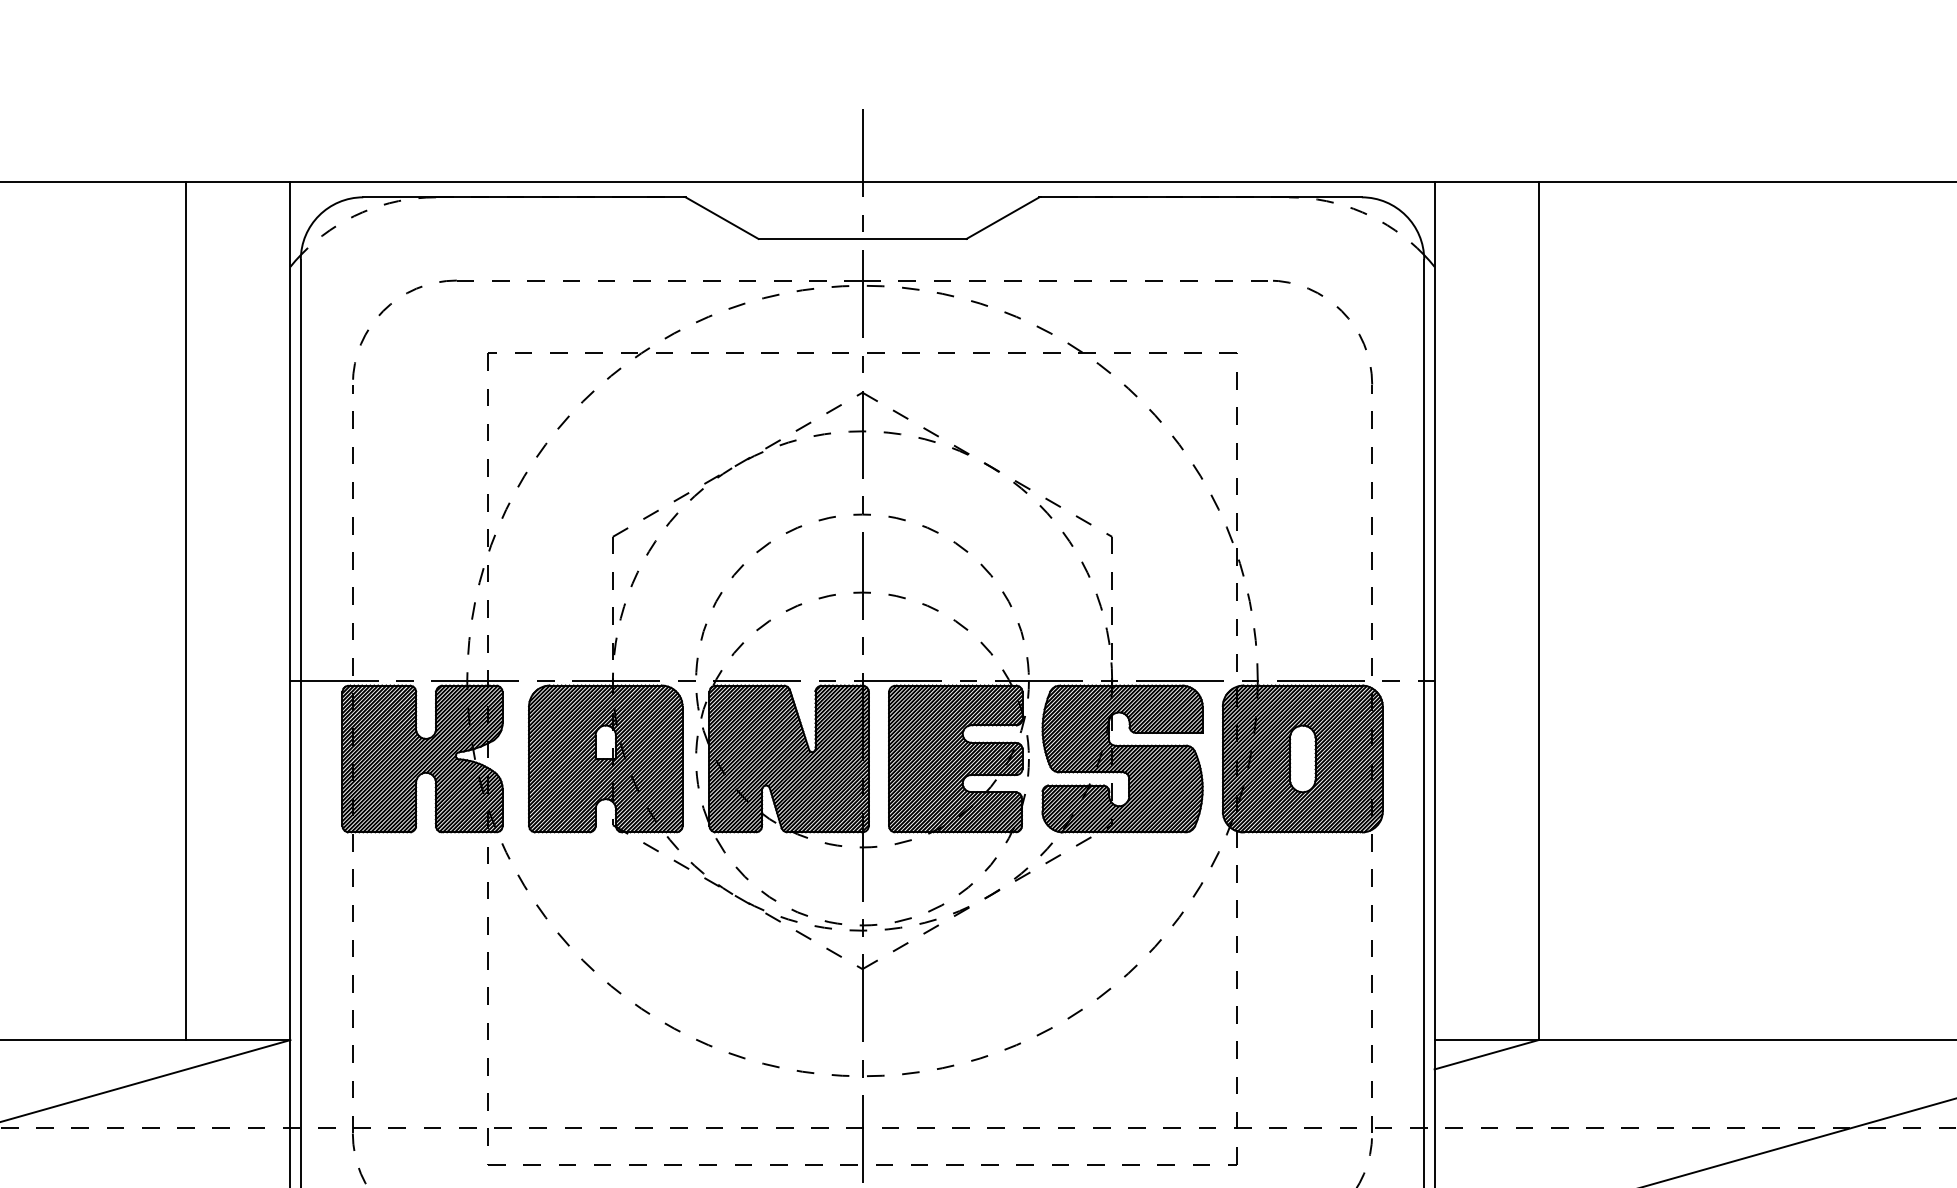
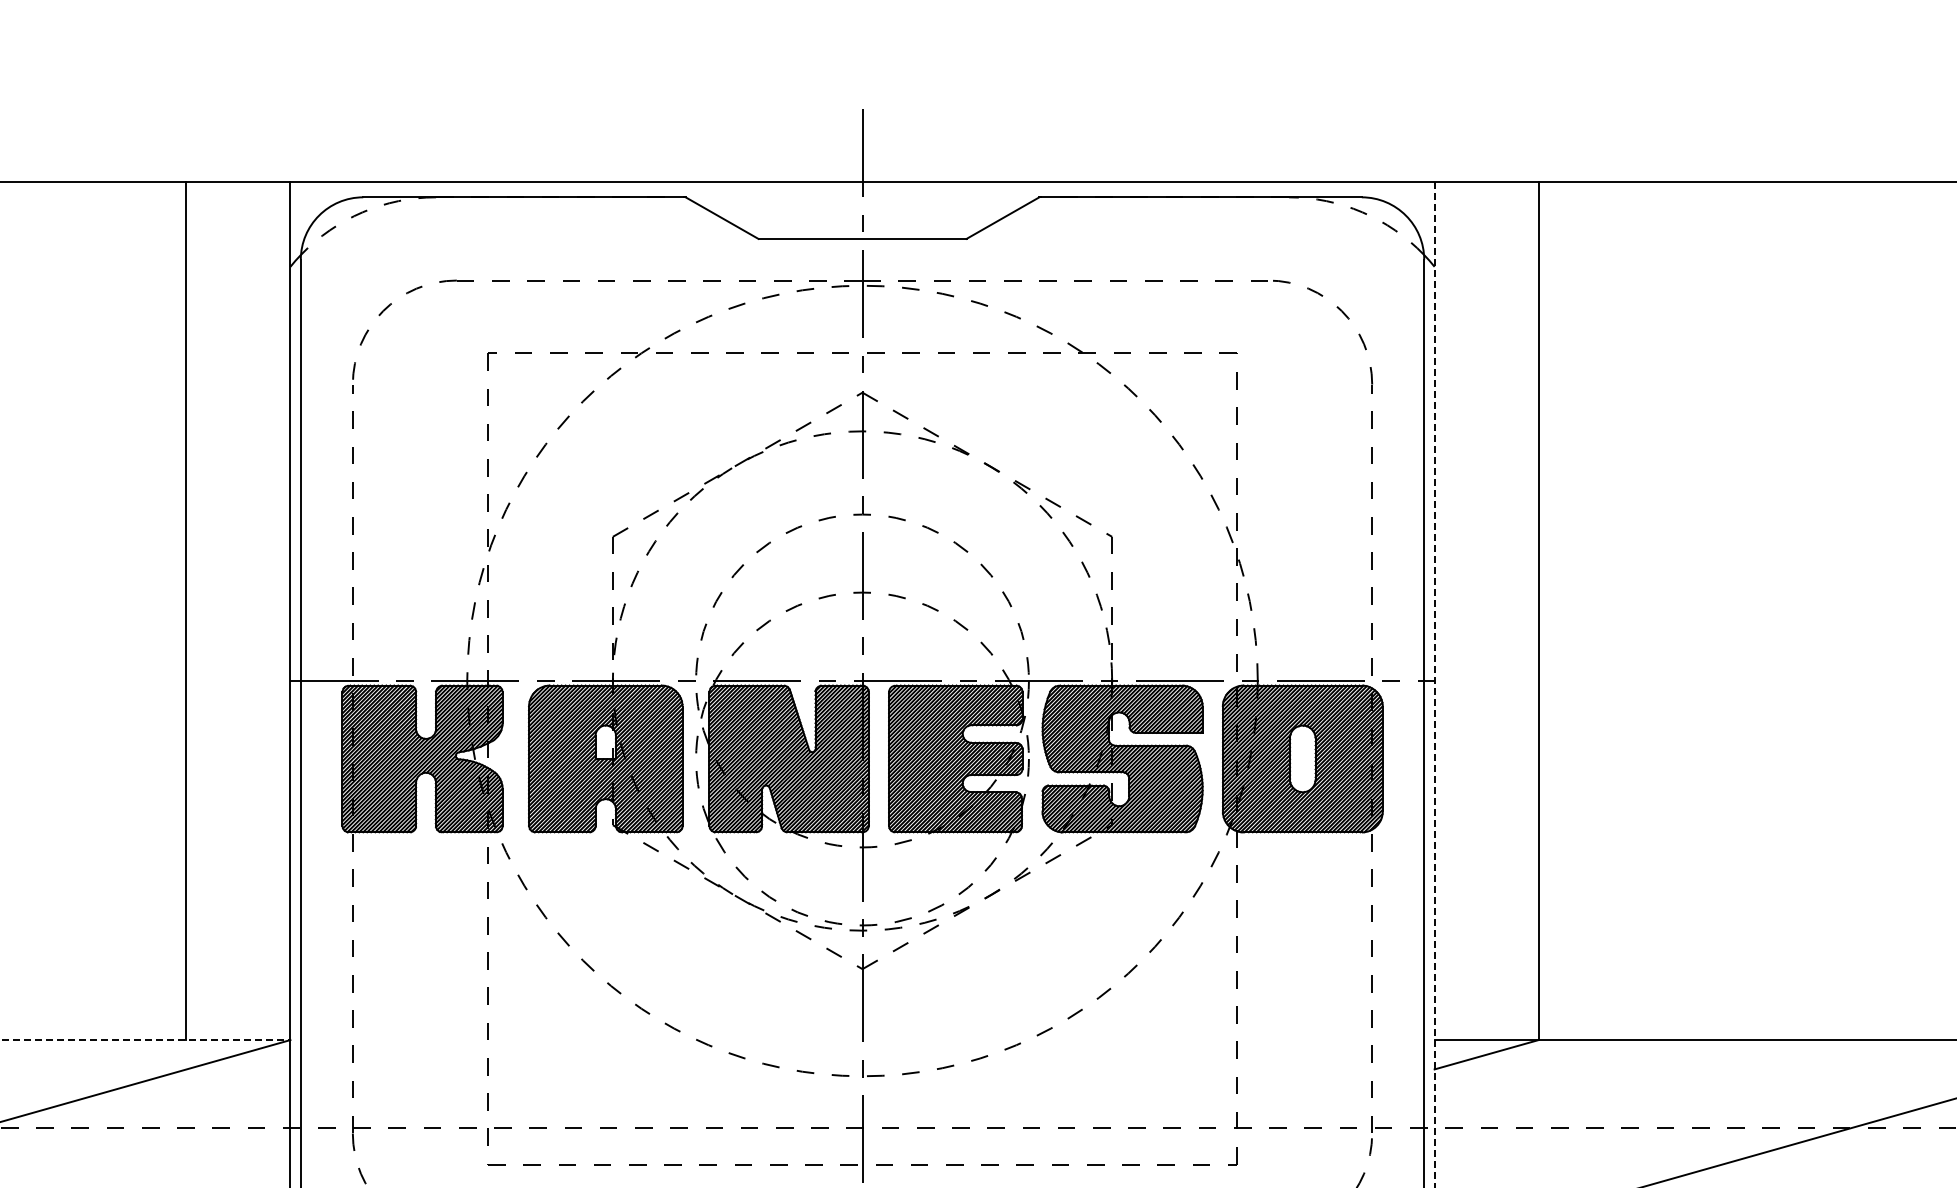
line: solid -> dashed (1434, 684)
line: solid -> dashed (145, 1040)
